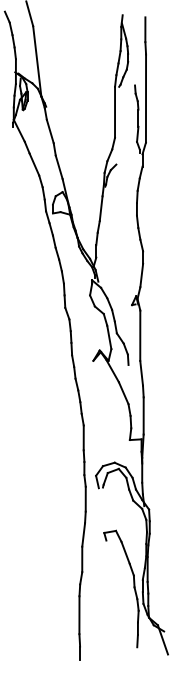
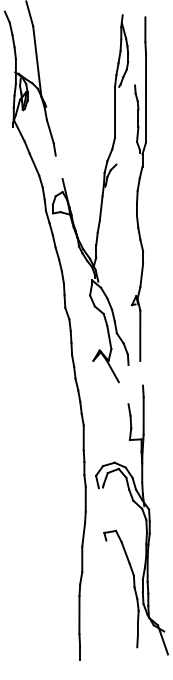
line: present -> none (58, 167)
line: present -> none (141, 372)
line: present -> none (123, 393)
